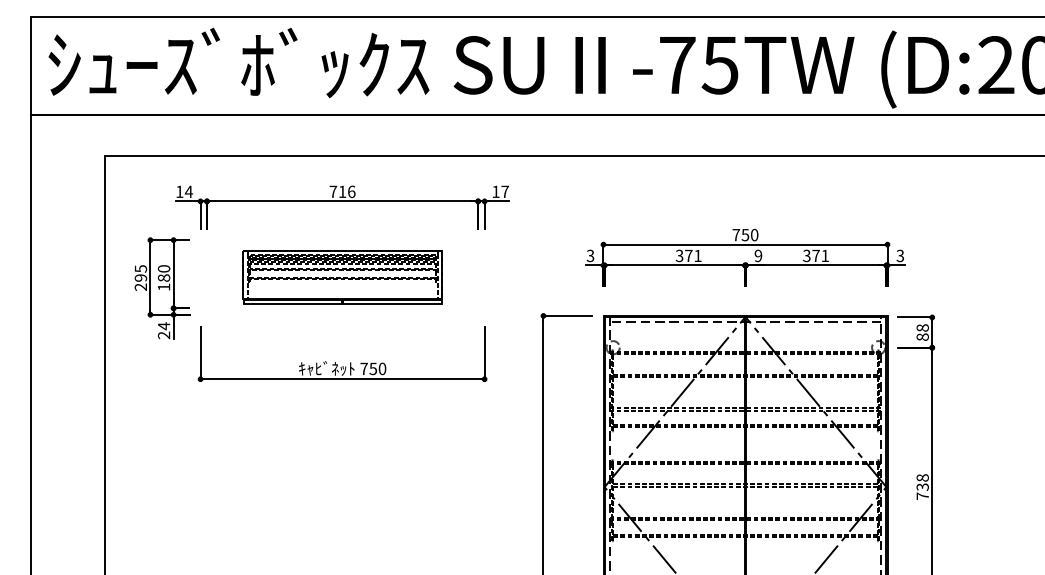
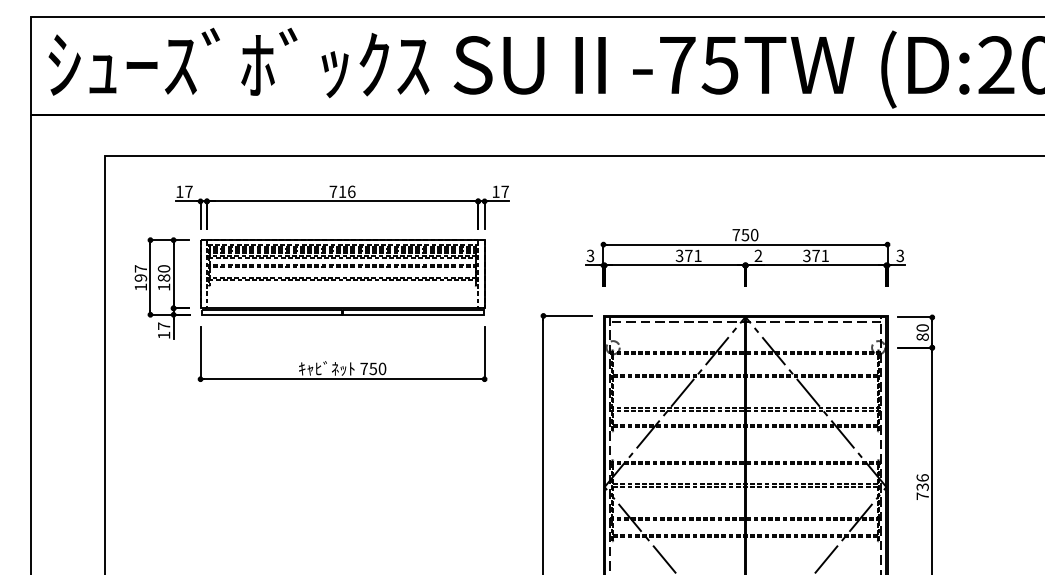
text: 14 -> 17 (188, 191)
text: 9 -> 2 (758, 256)
text: 295 -> 197 (140, 277)
part size: 201x55 px -> 286x77 px (342, 277)
text: 88 -> 80 (922, 327)
text: 24 -> 17 (163, 330)
text: 738 -> 736 (922, 477)
